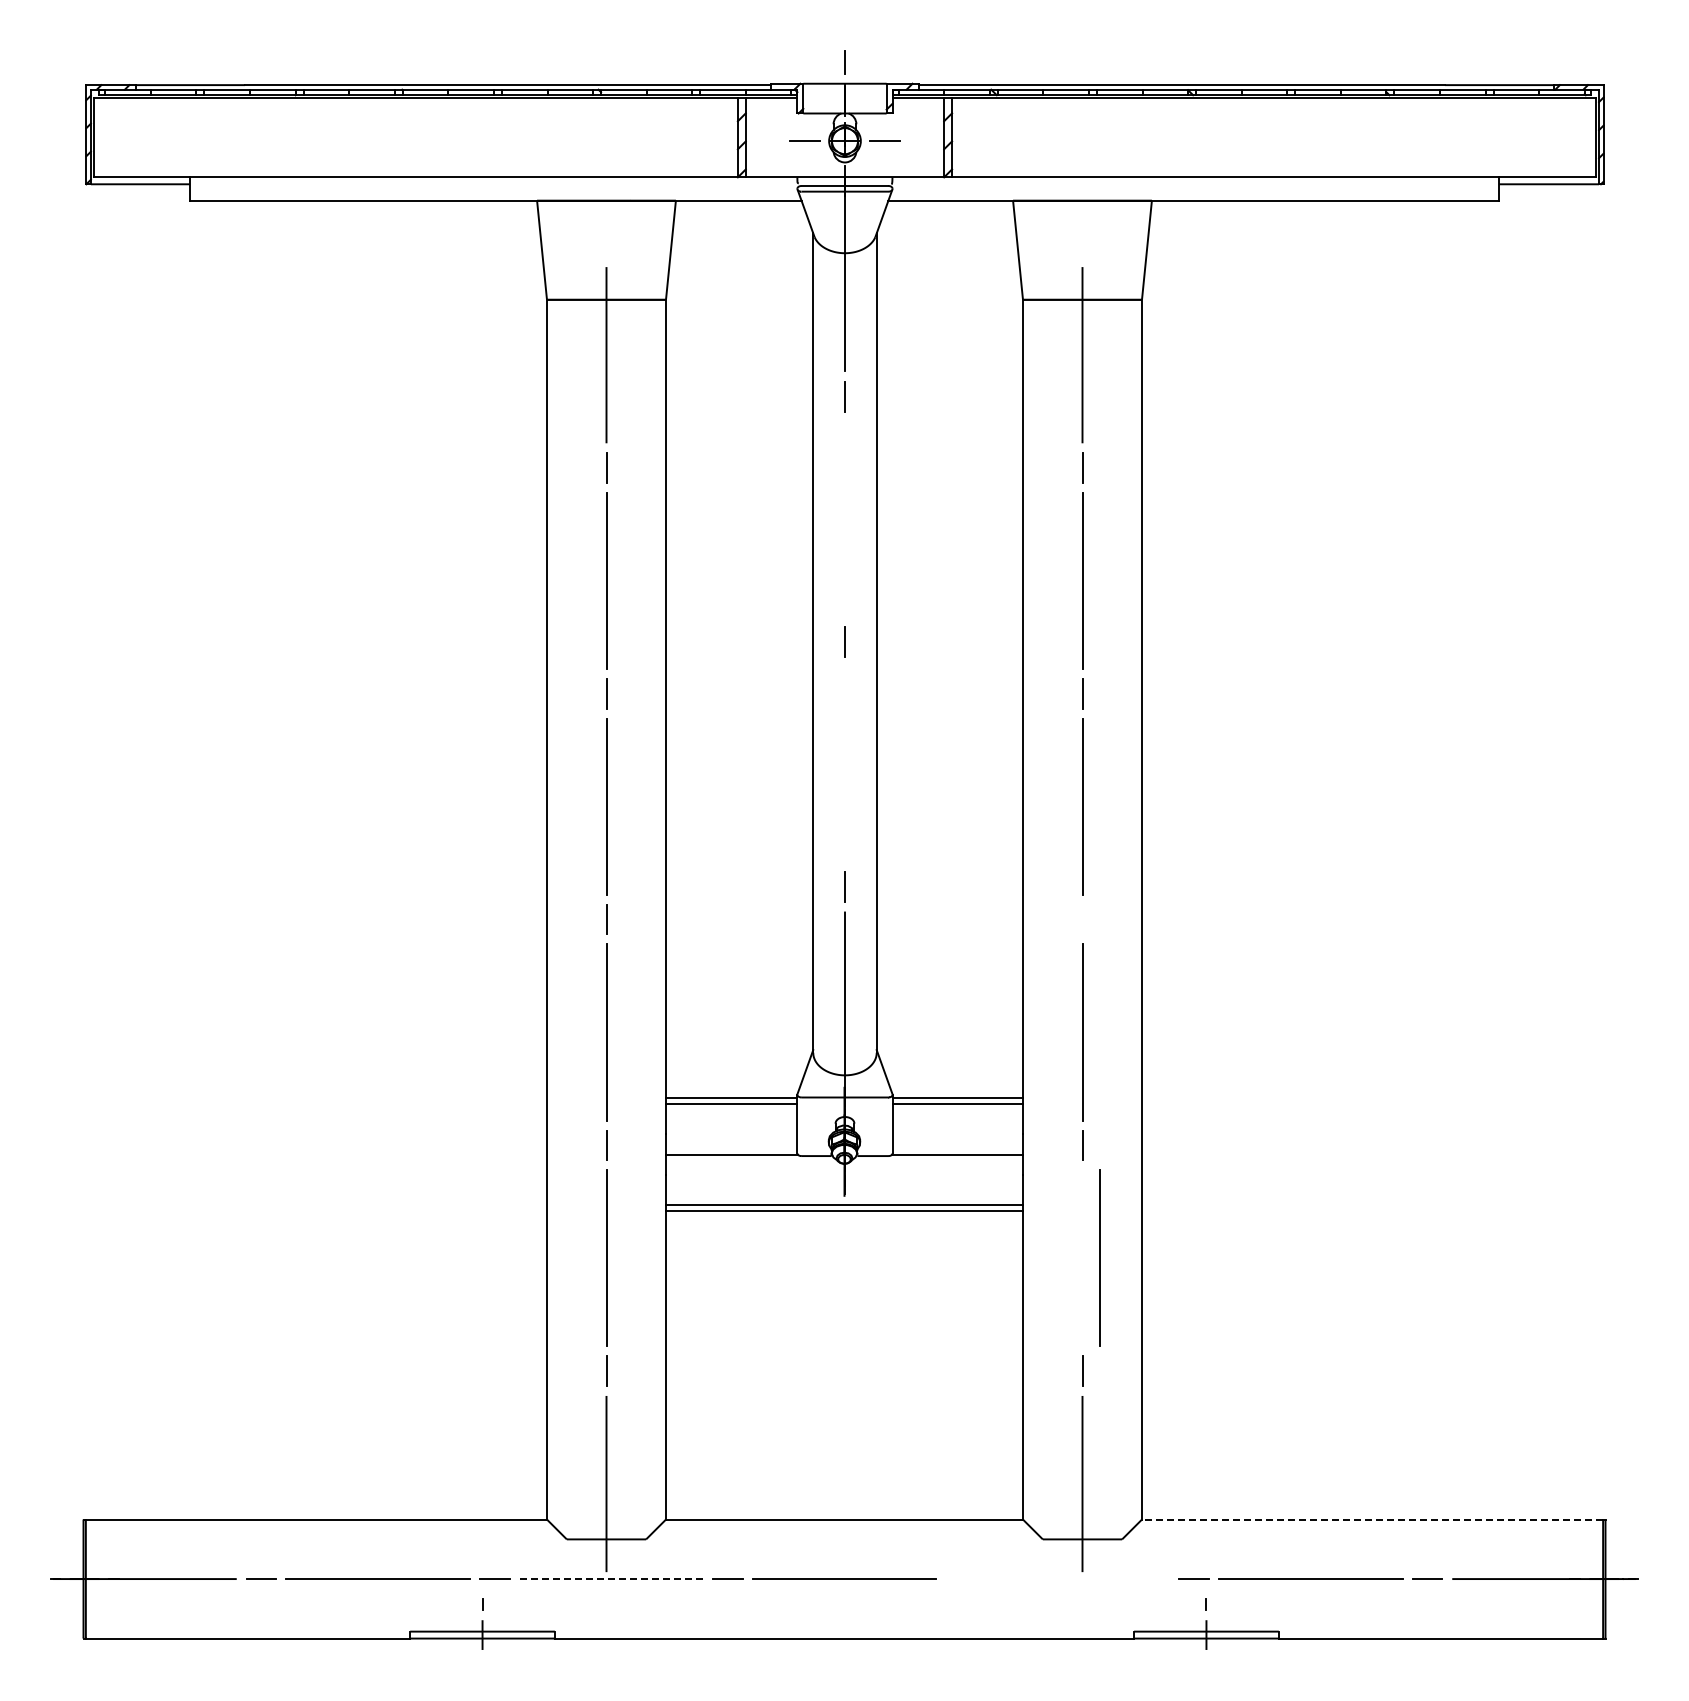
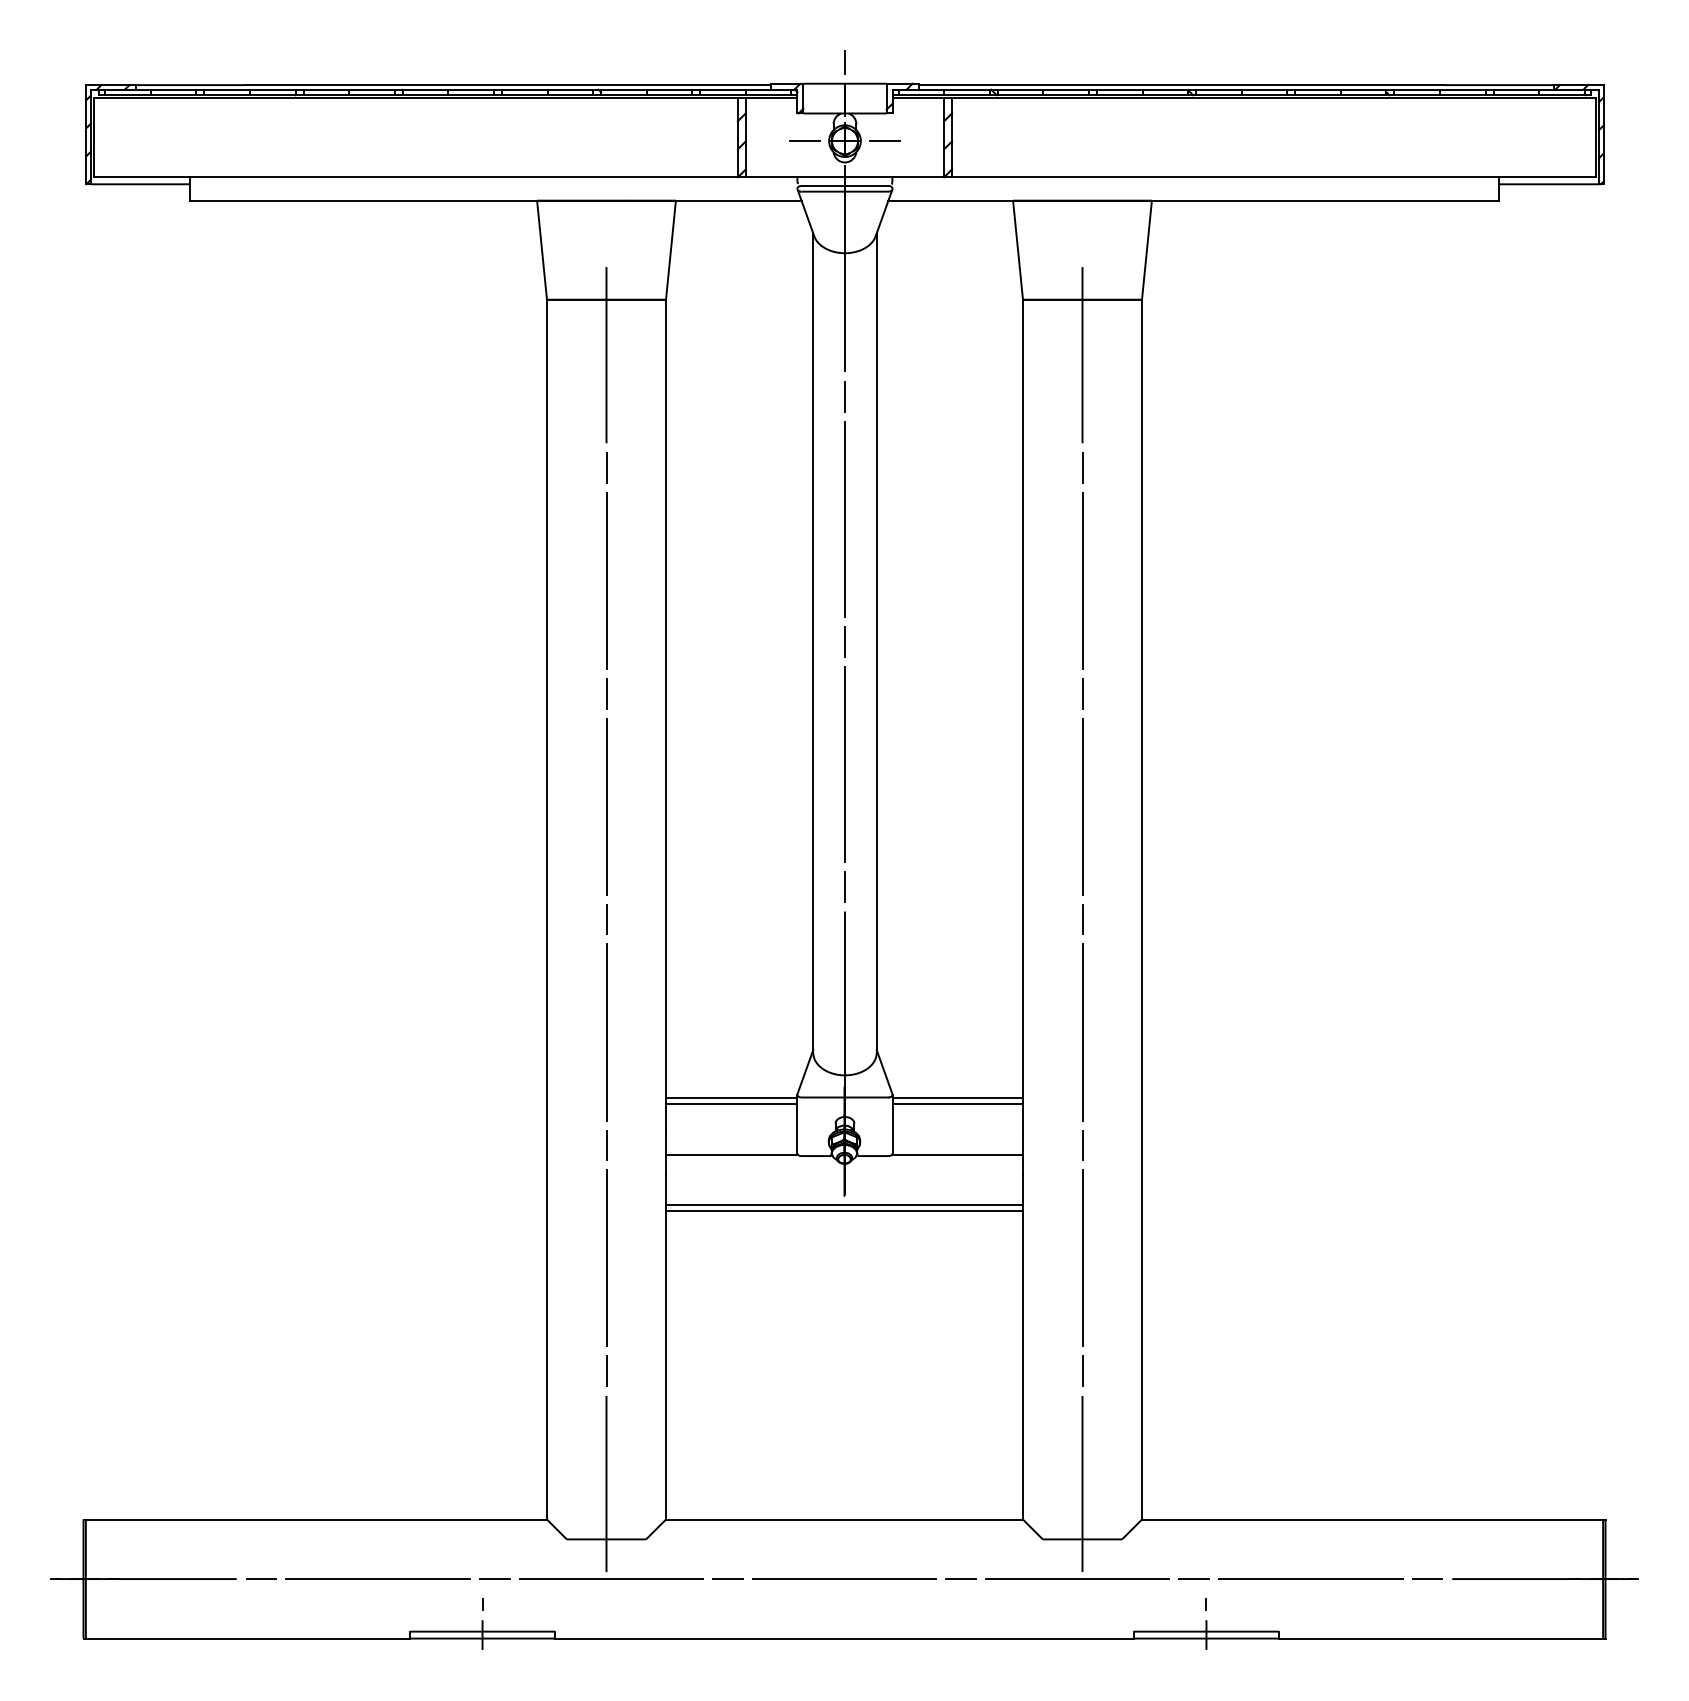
line: none -> present (844, 518)
line: none -> present (844, 763)
line: none -> present (1082, 919)
line position: (1099, 1257) -> (1082, 1257) (1082, 1257)
line: dashed -> solid (1372, 1519)
line: dashed -> solid (611, 1579)
line: none -> present (960, 1579)
line: none -> present (1077, 1579)
